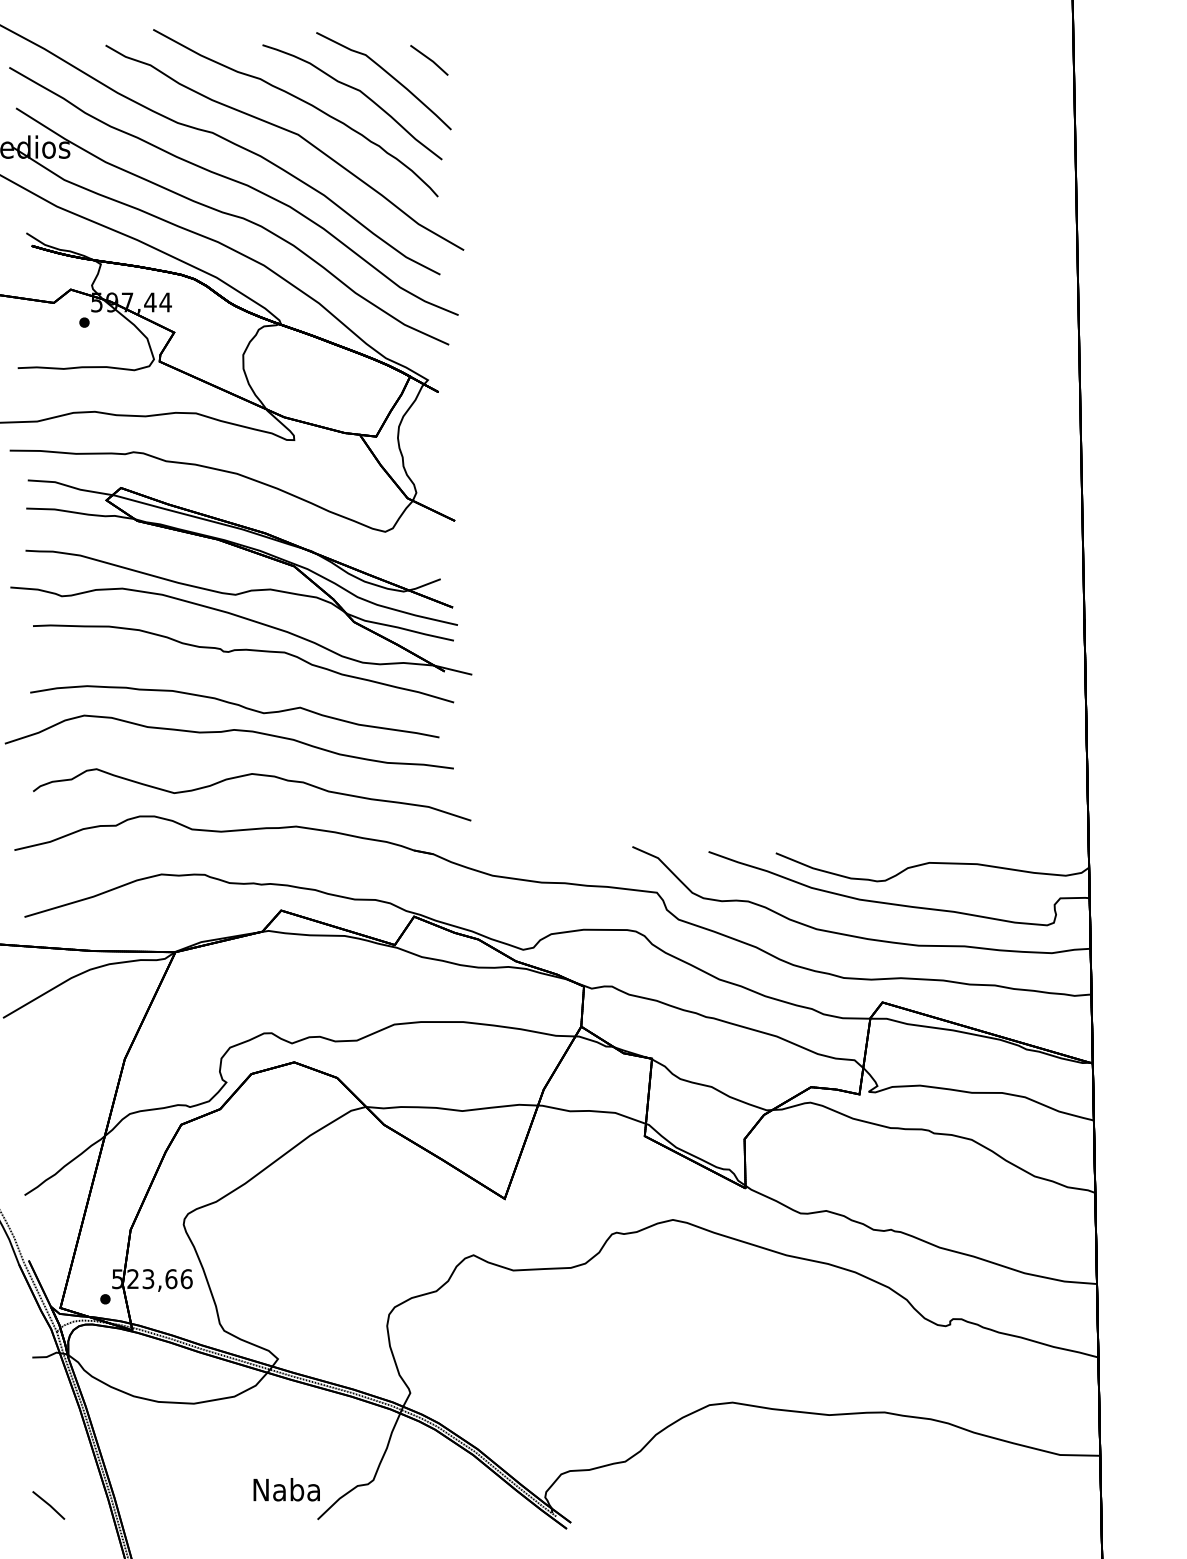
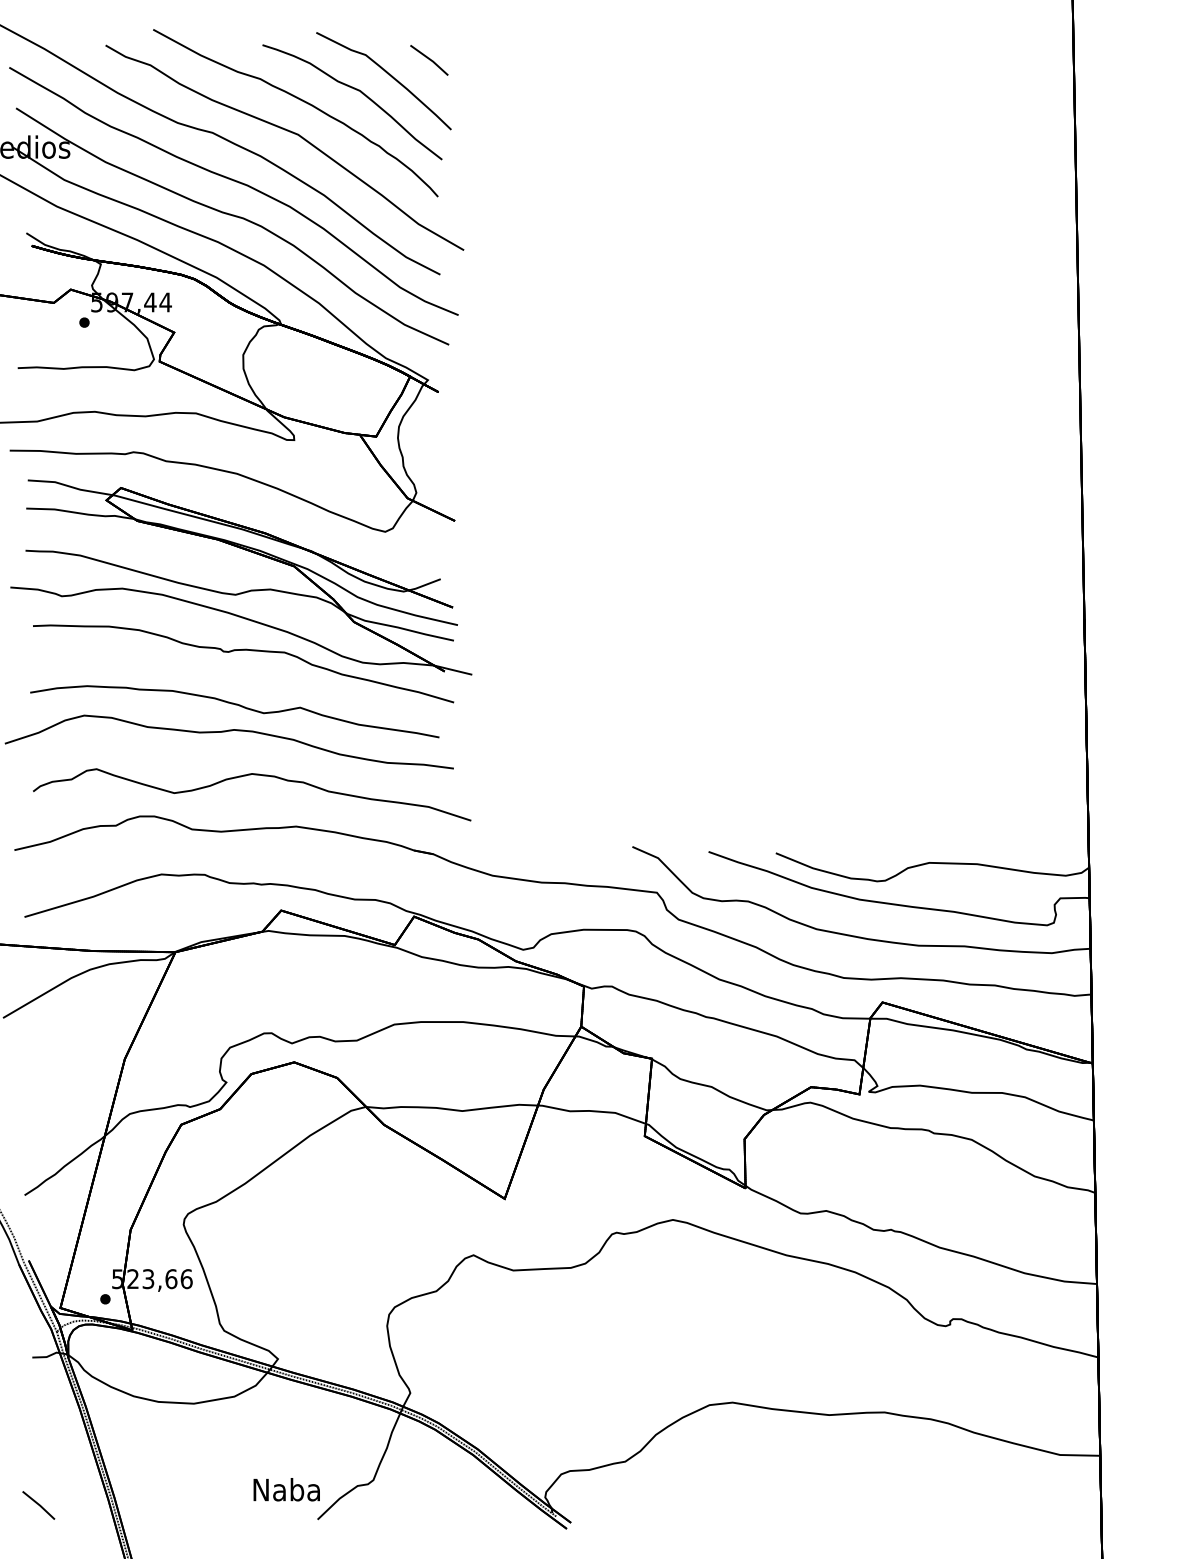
line position: (48, 1505) -> (38, 1505) (38, 1505)
